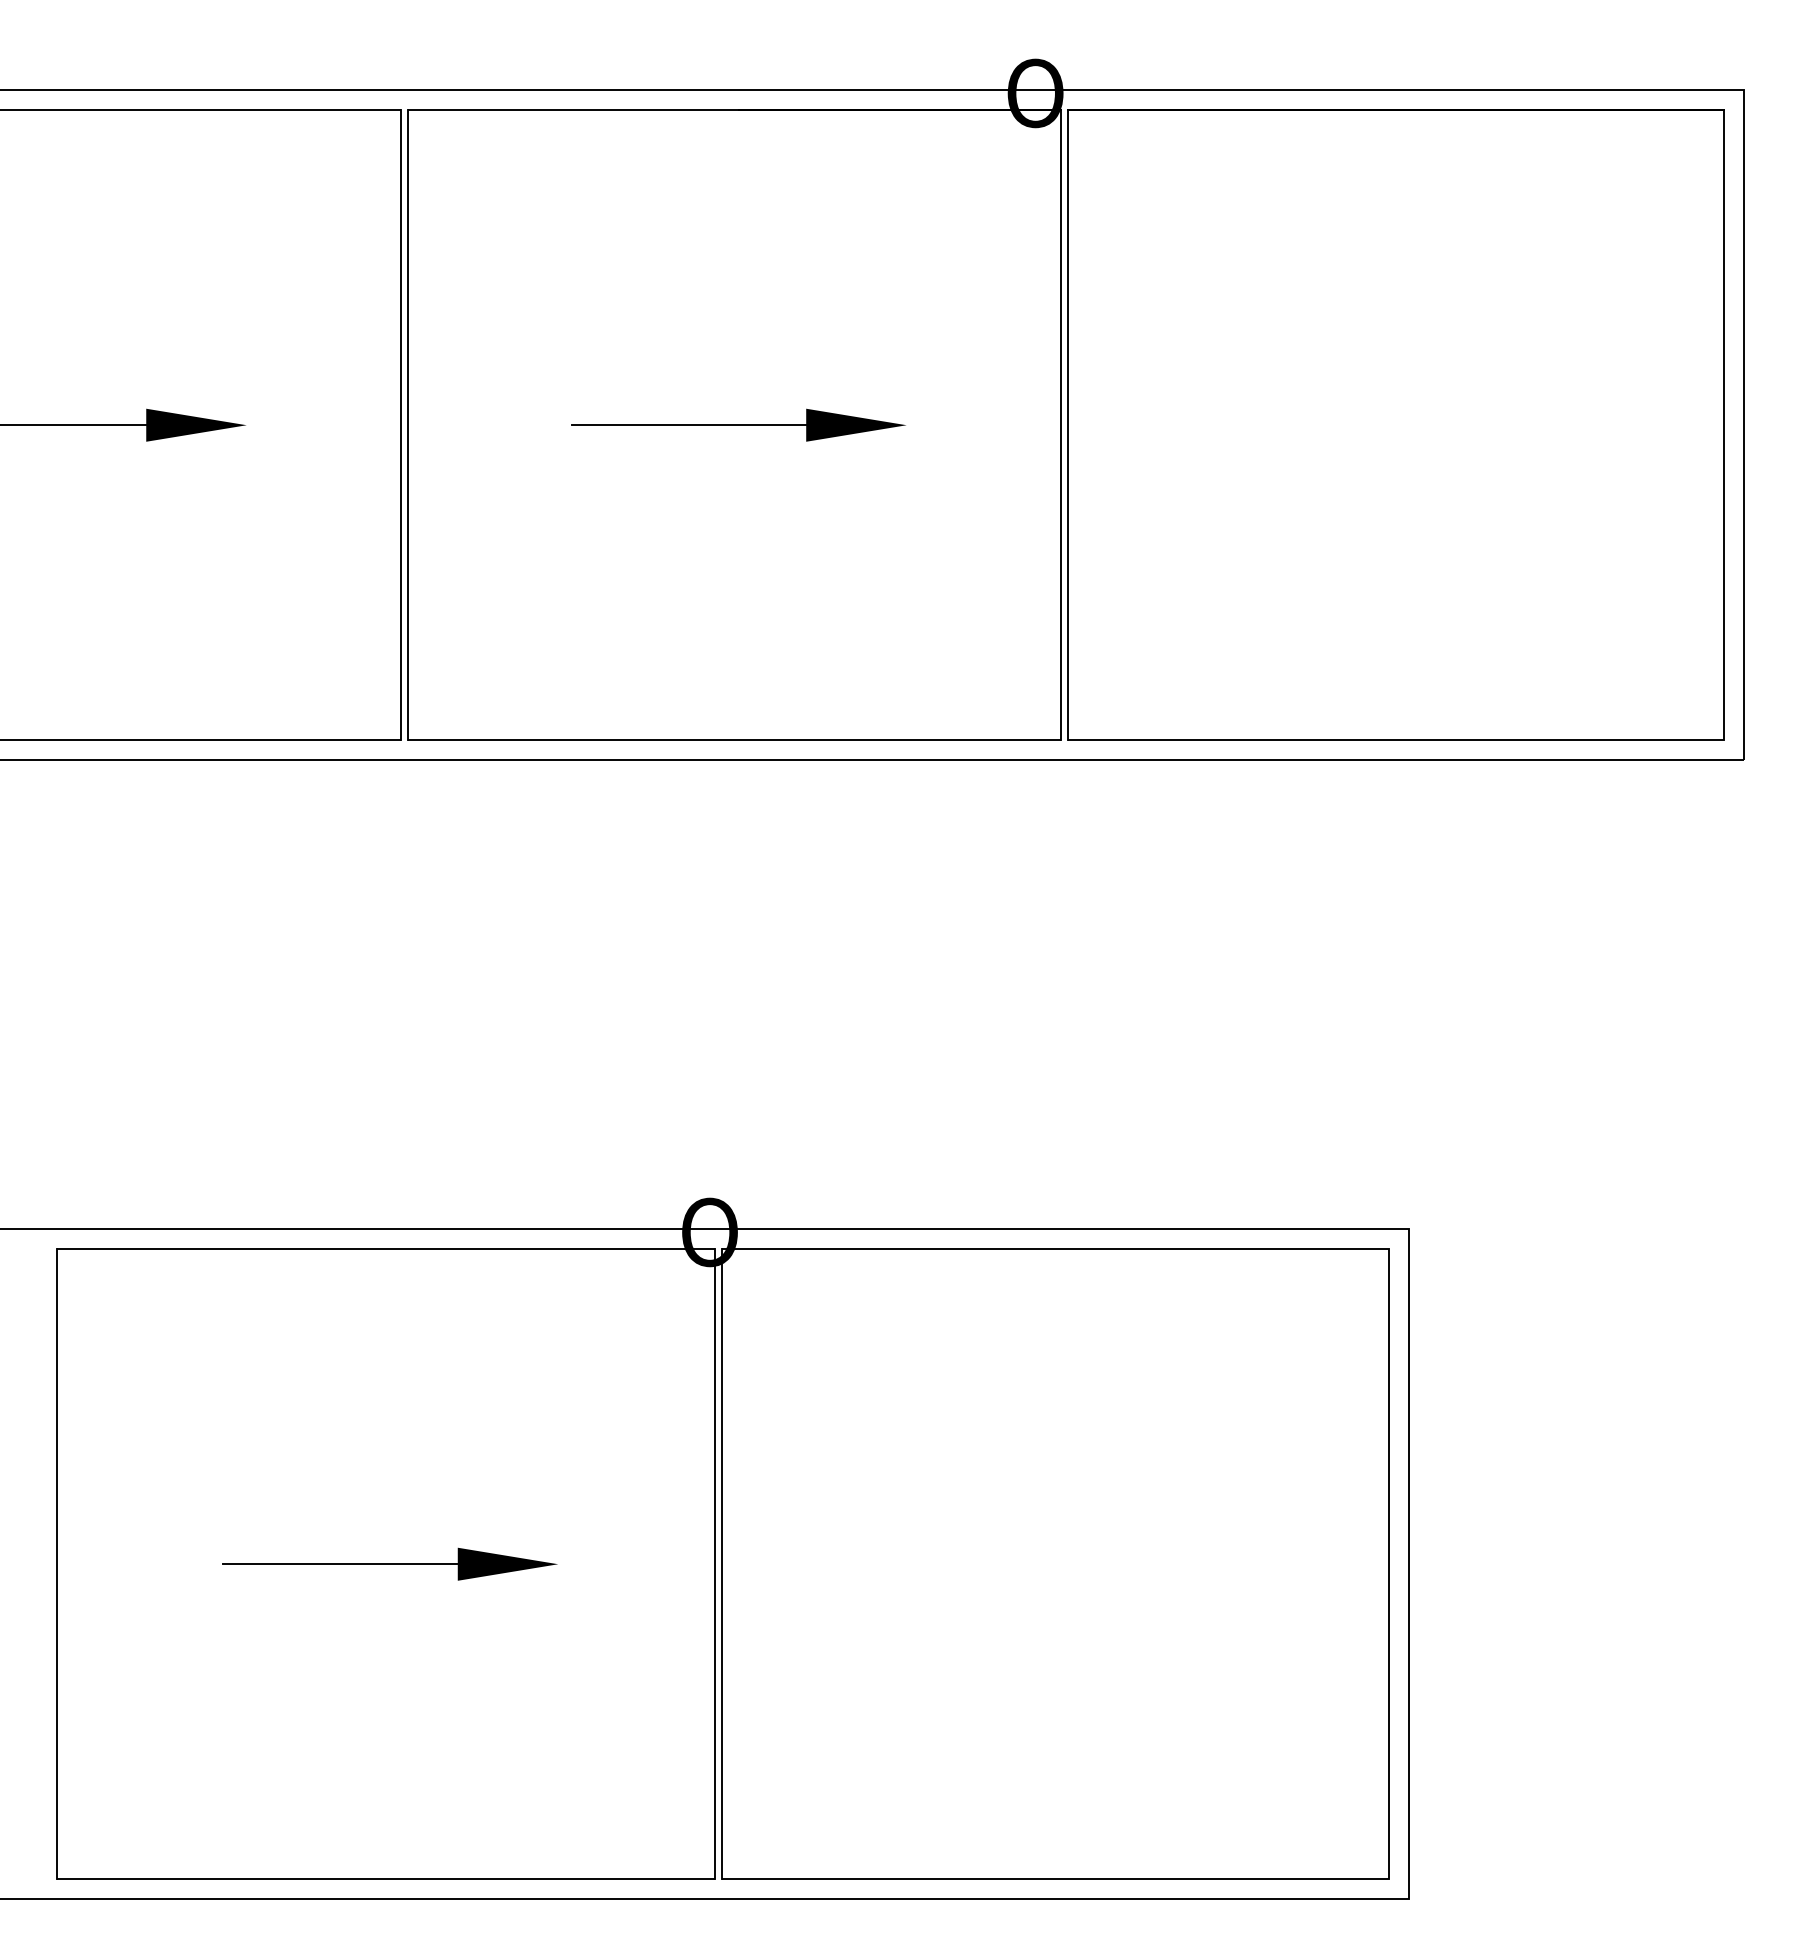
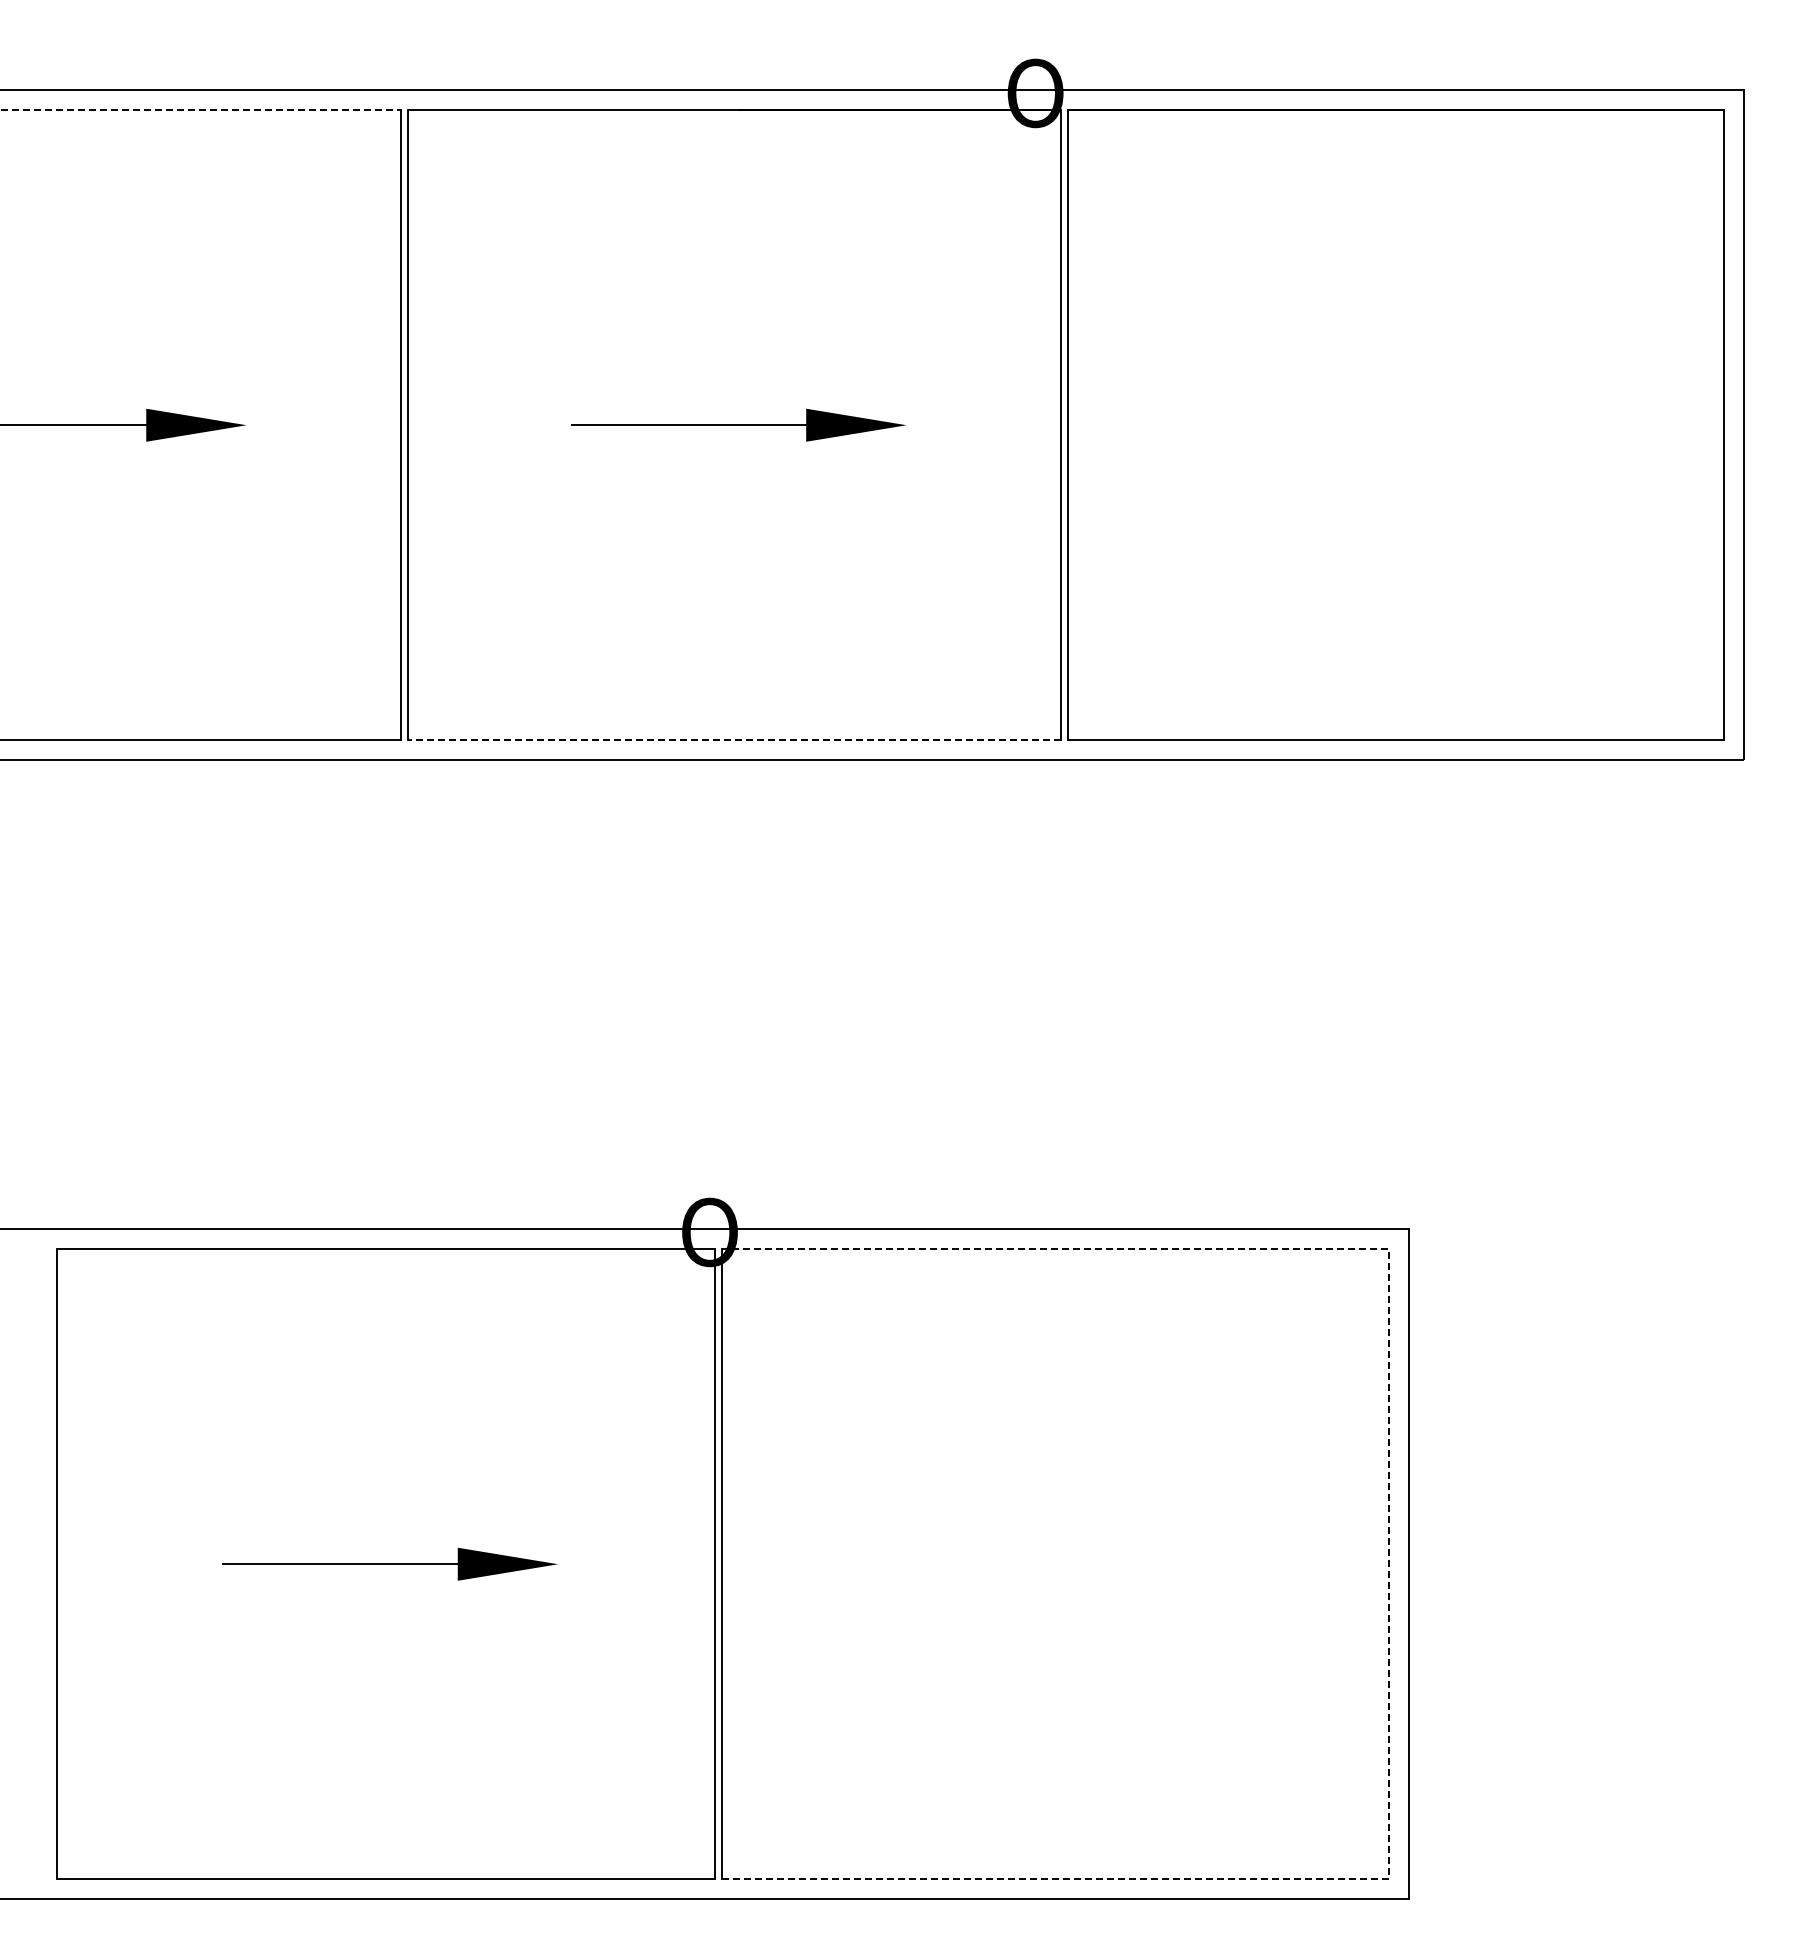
line: solid -> dashed (201, 110)
line: solid -> dashed (734, 740)
line: solid -> dashed (1389, 1564)
